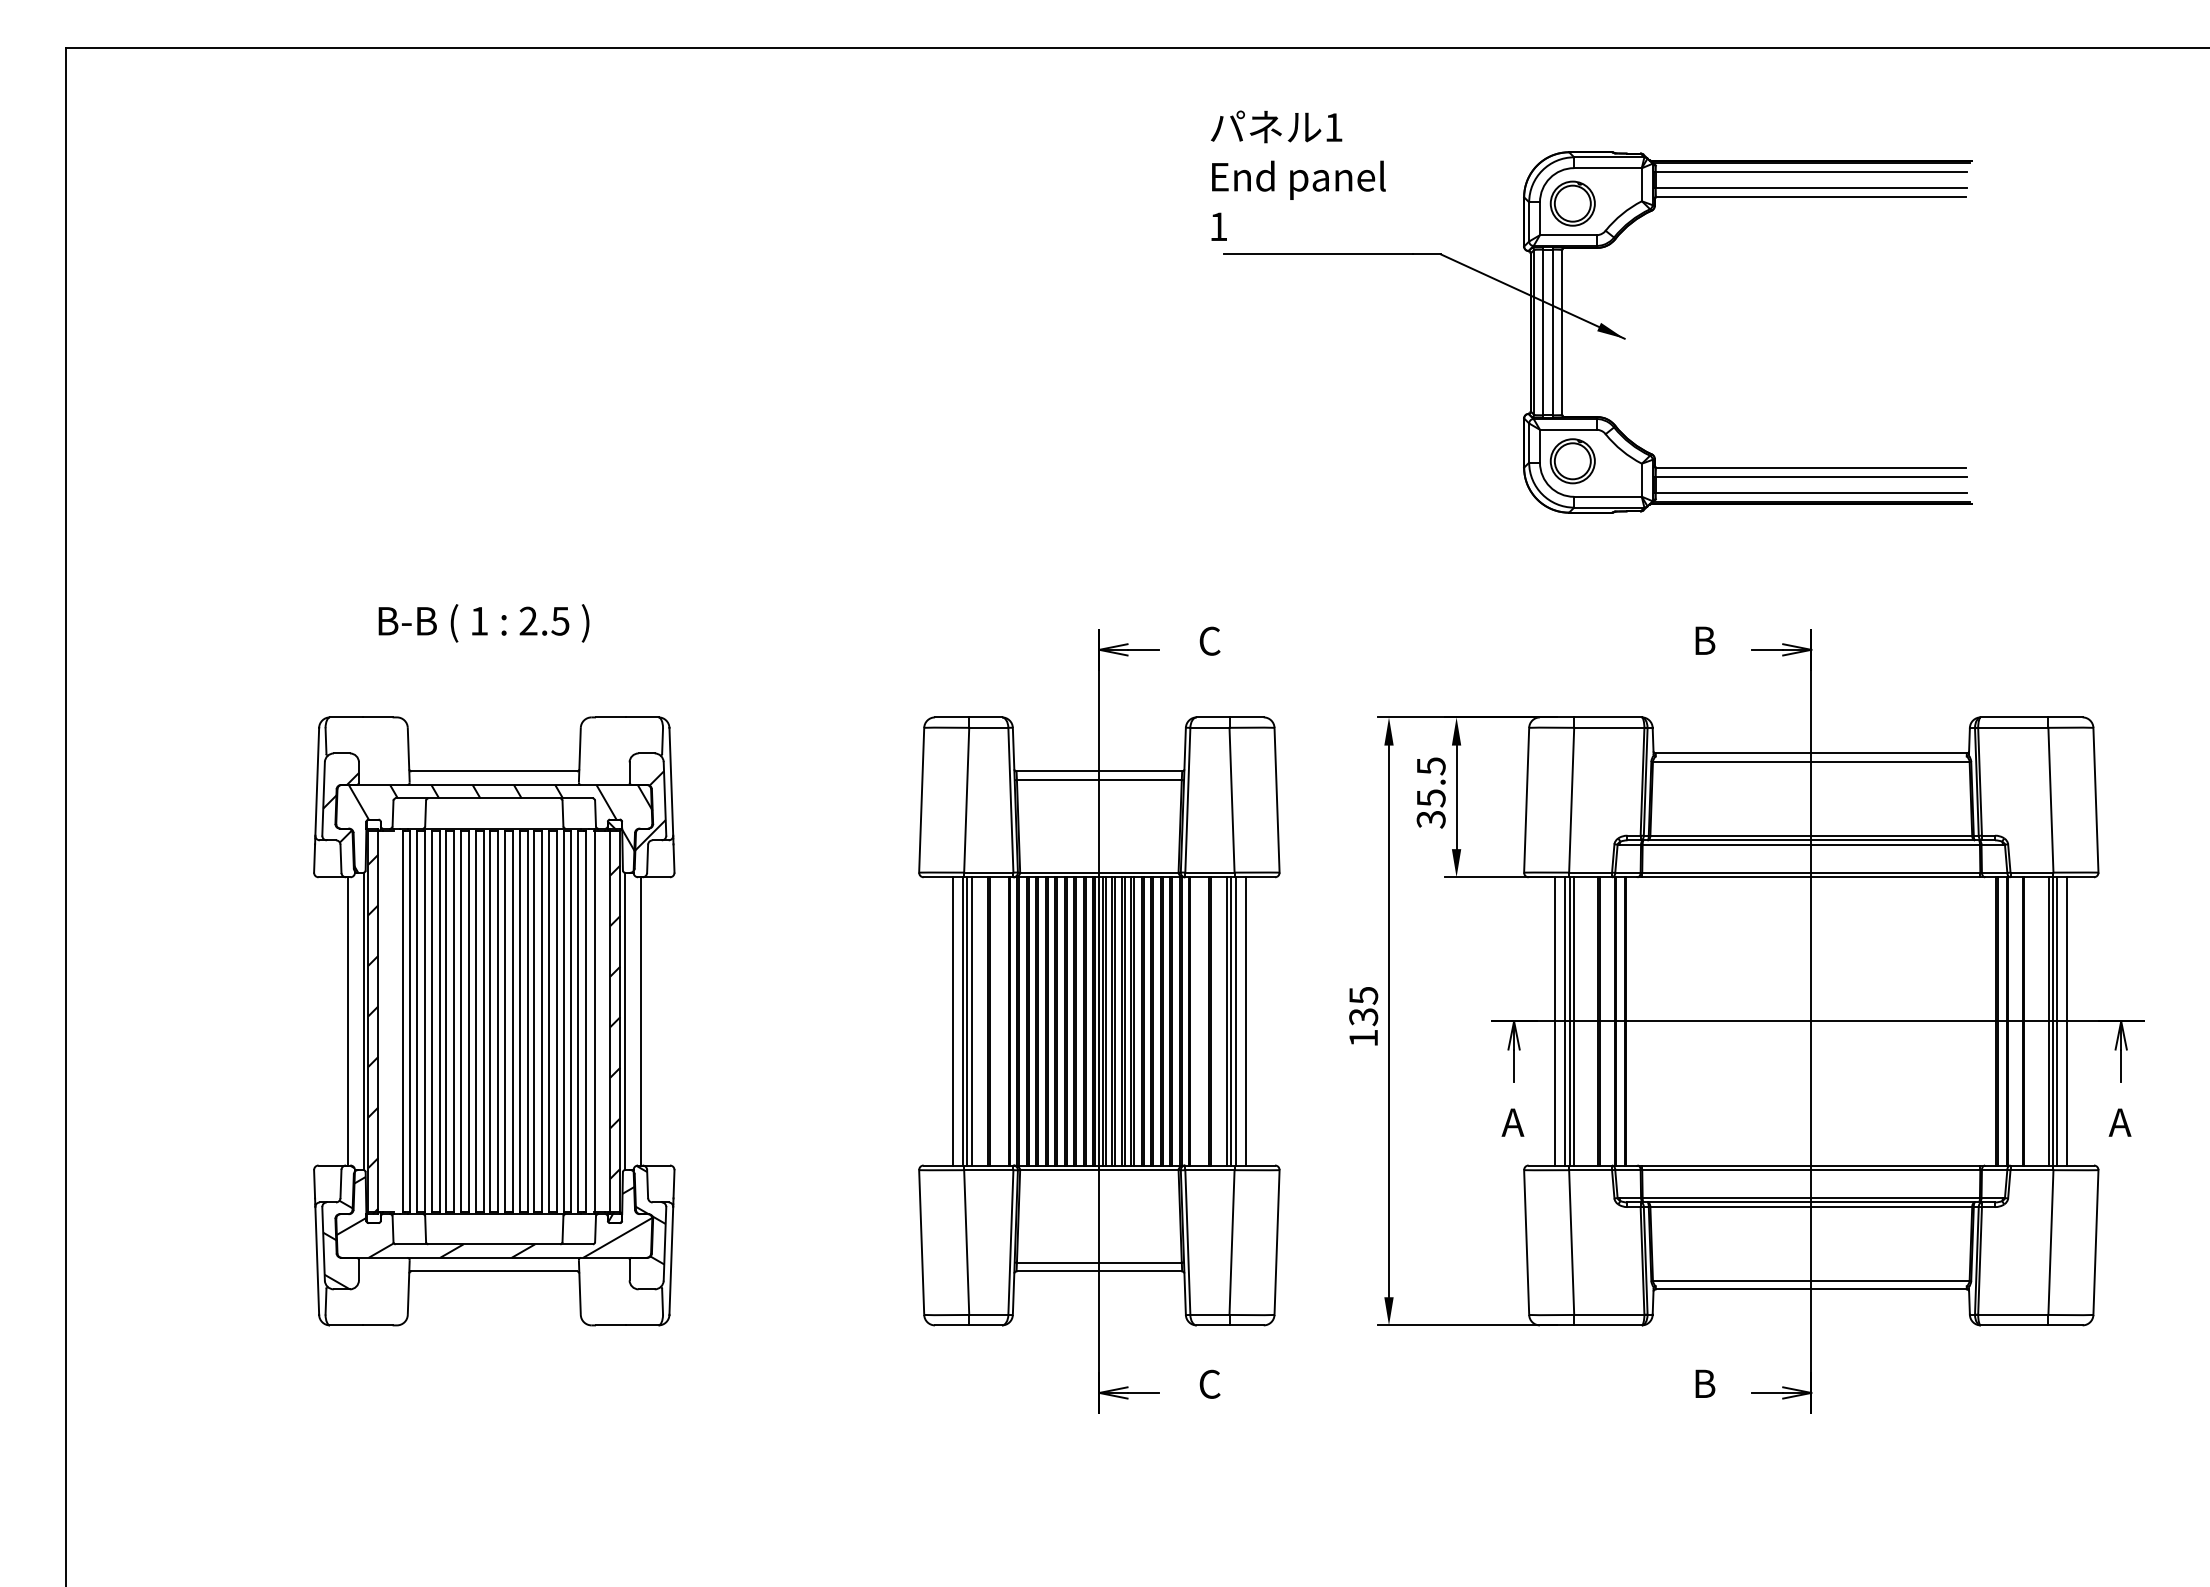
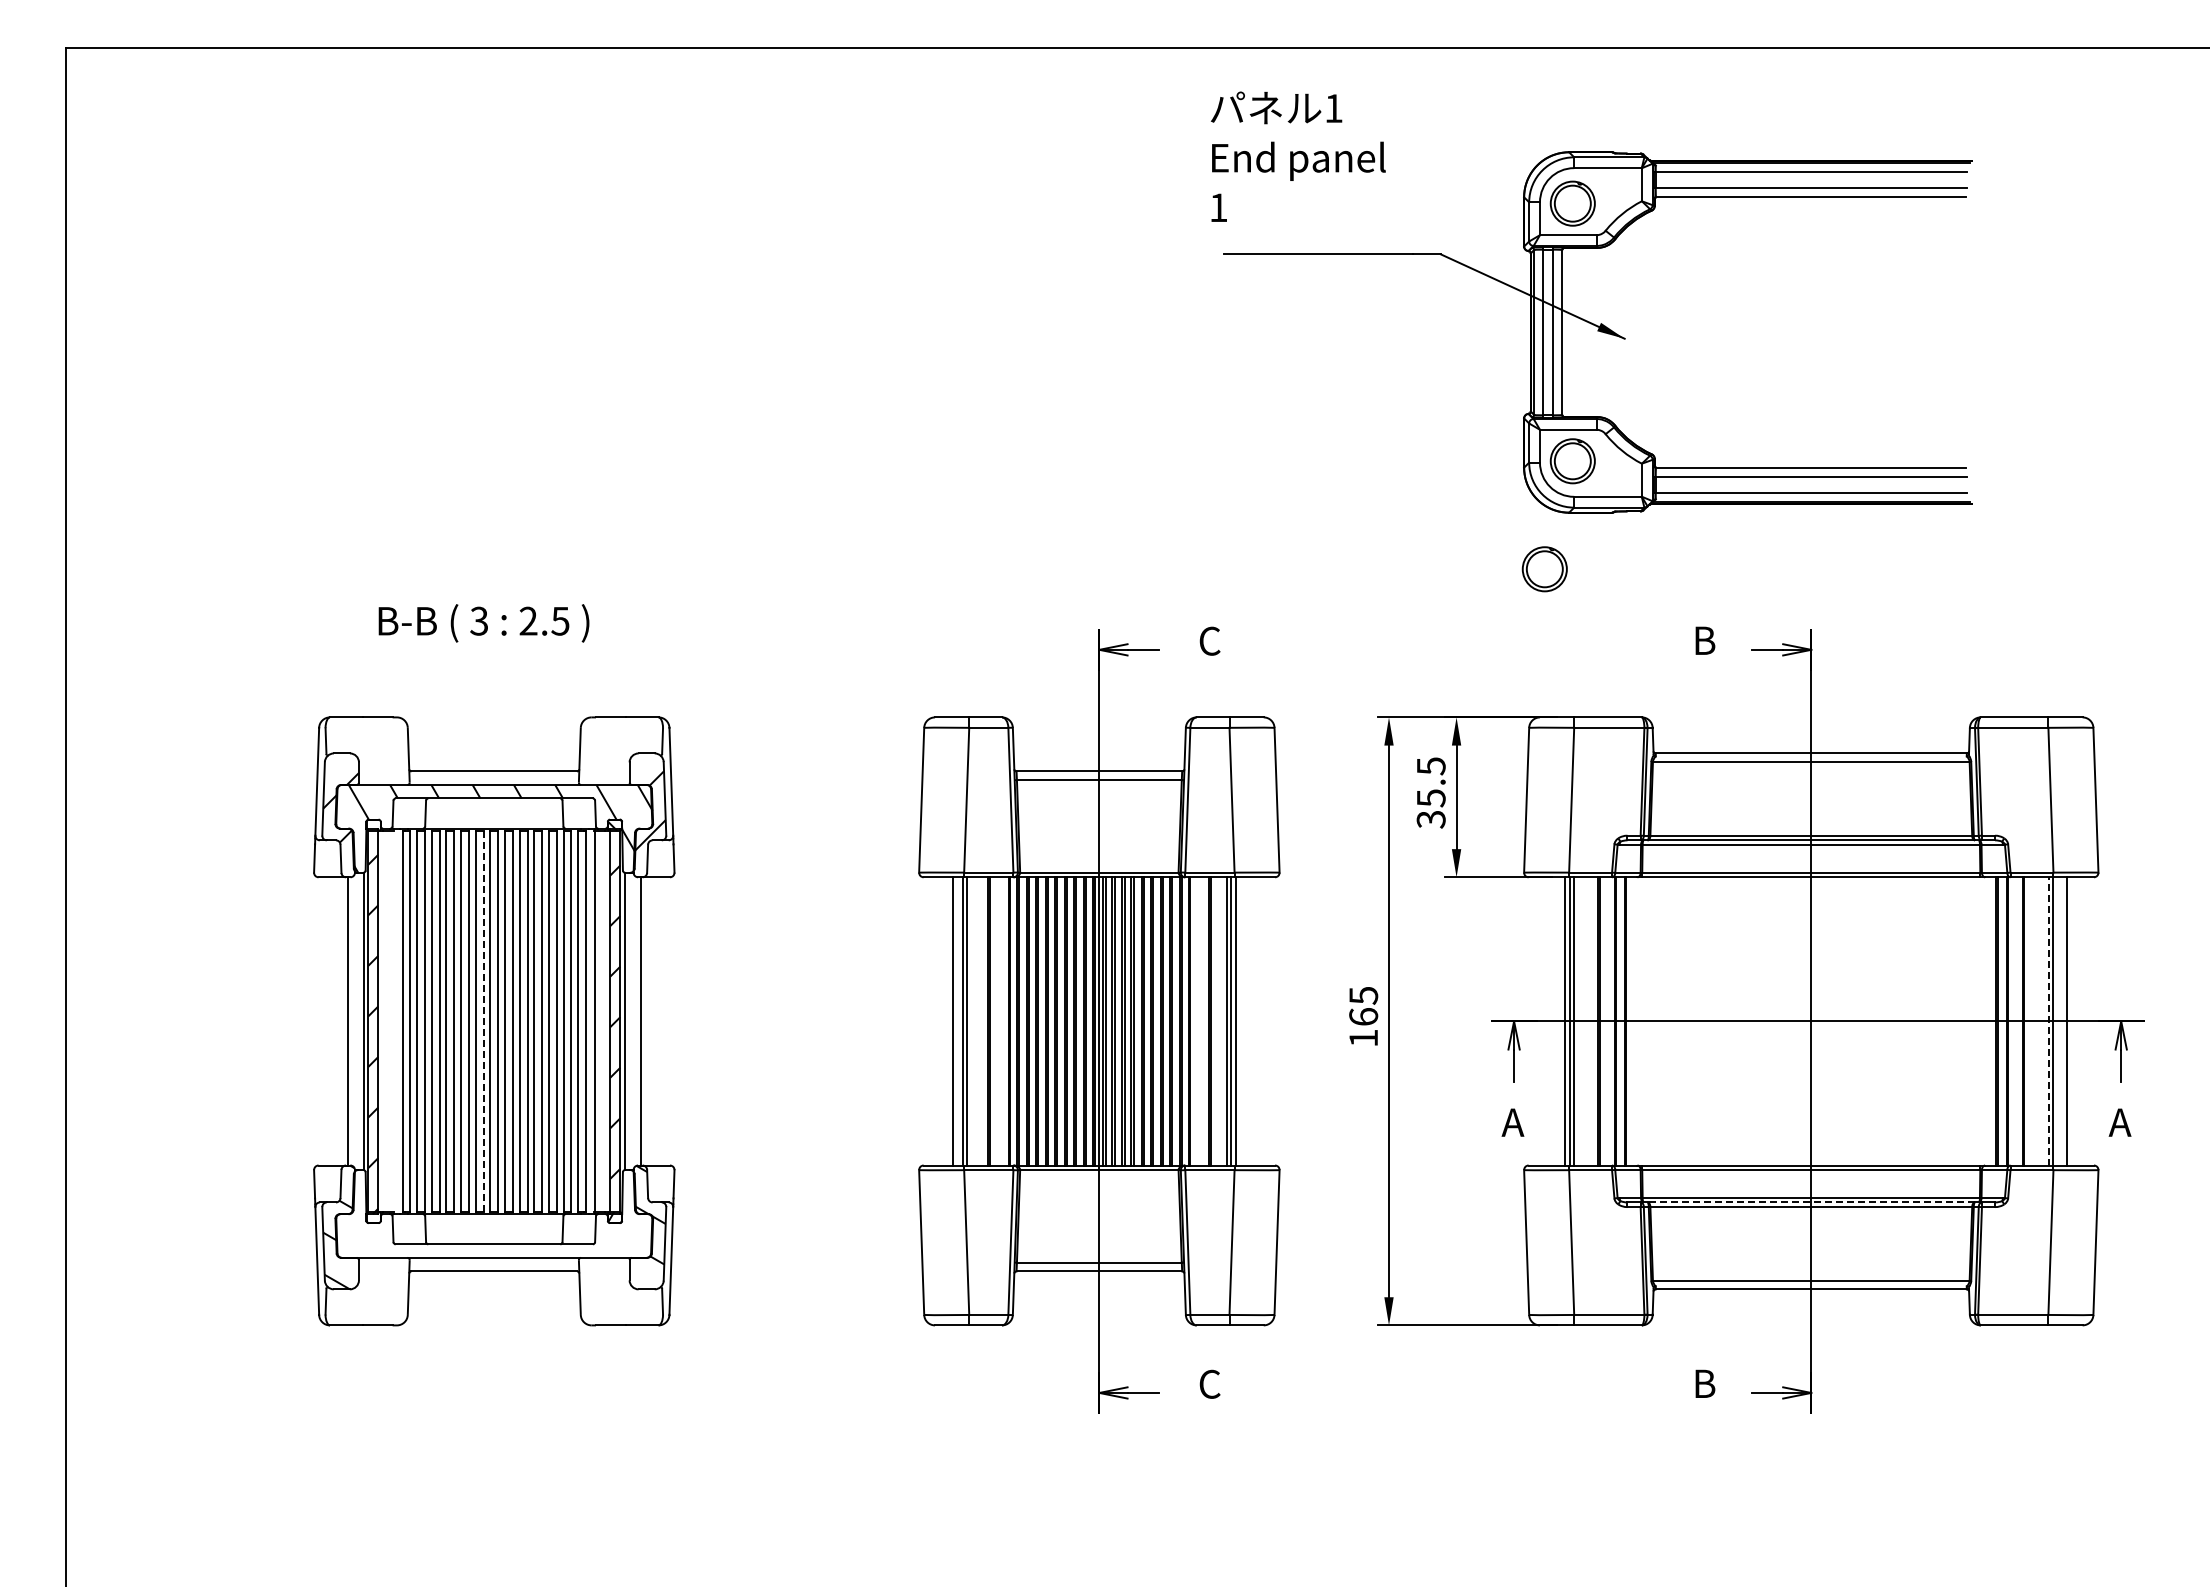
text position: (1298, 175) -> (1298, 156) (1298, 156)
part: none -> present (1544, 569)
text: 1 -> 3 (478, 620)
text: 135 -> 165 (1363, 1017)
line: solid -> dashed (2048, 1020)
line: solid -> dashed (483, 1021)
line: present -> none (971, 1021)
line: present -> none (1245, 1021)
line: present -> none (1555, 1021)
line: present -> none (2057, 1021)
line: solid -> dashed (1811, 1202)
hatch: present -> none (494, 1217)
